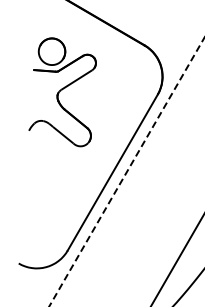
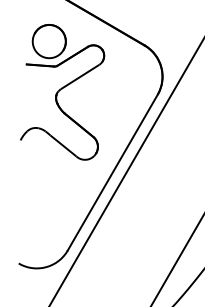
part size: 69x111 px -> 86x137 px (62, 92)
line: dashed -> solid (127, 171)
